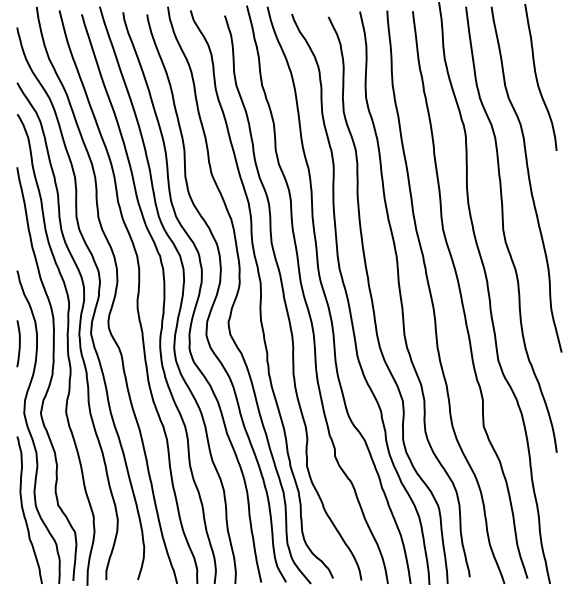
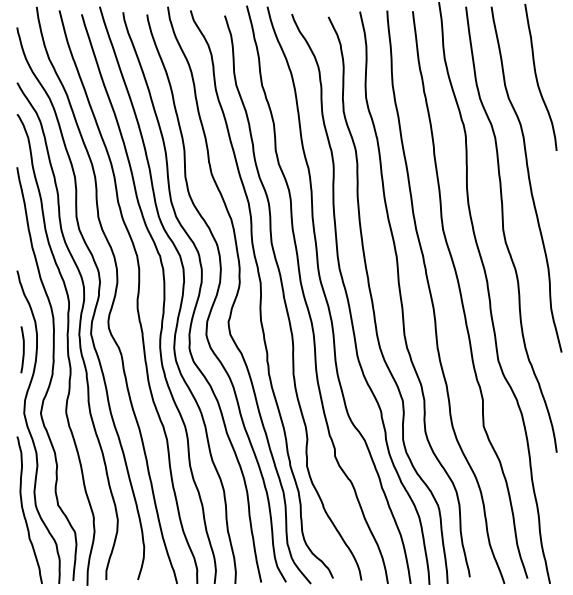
curve position: (18, 343) -> (22, 349) (22, 349)
